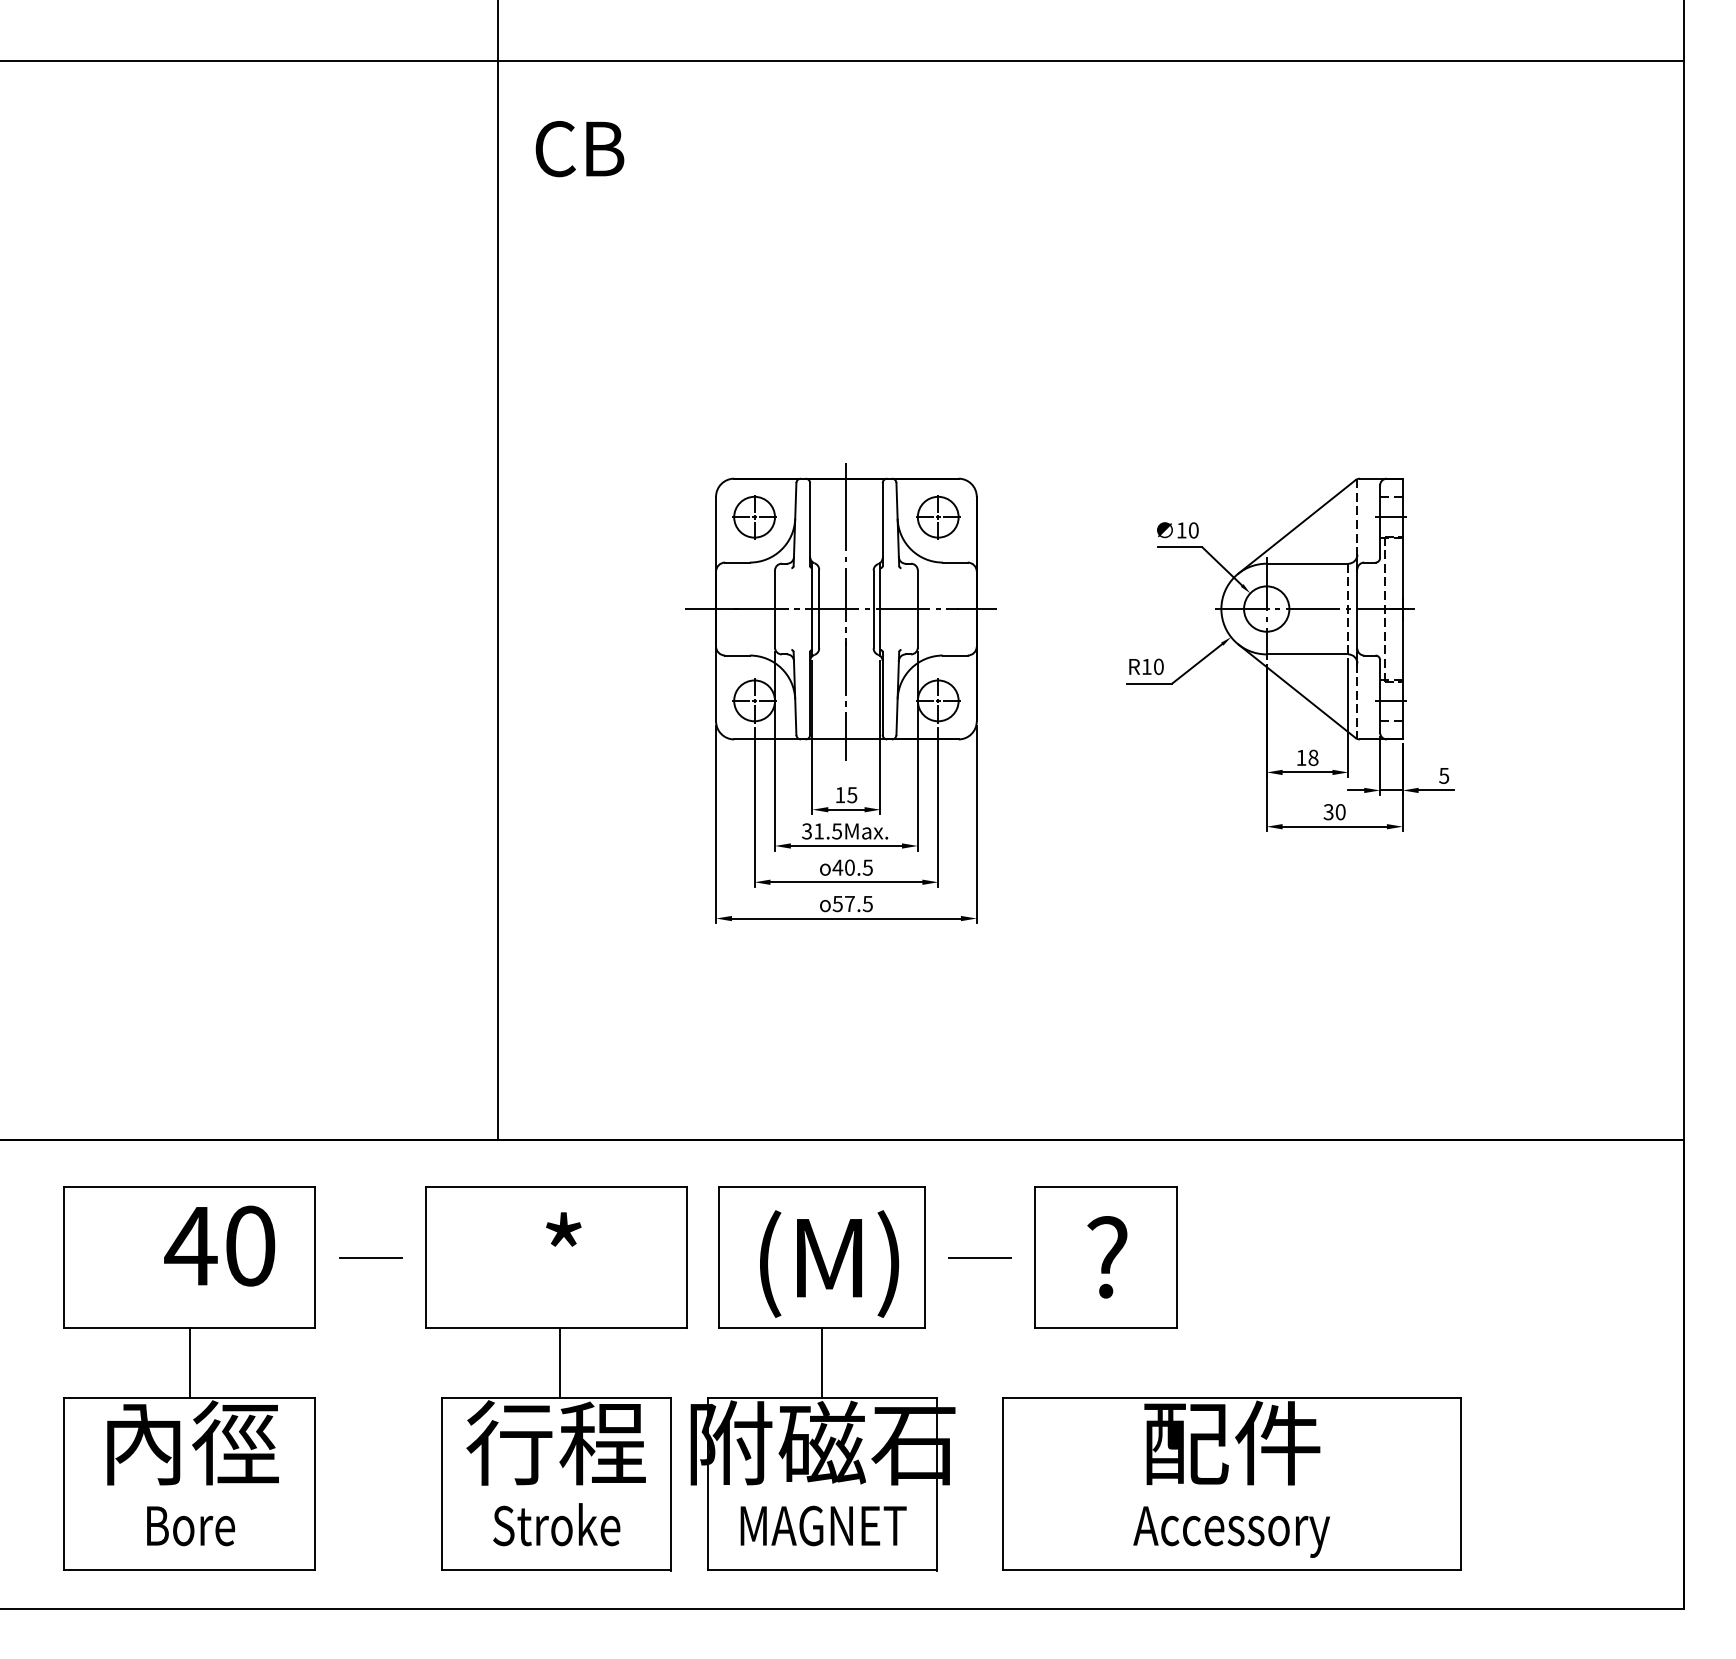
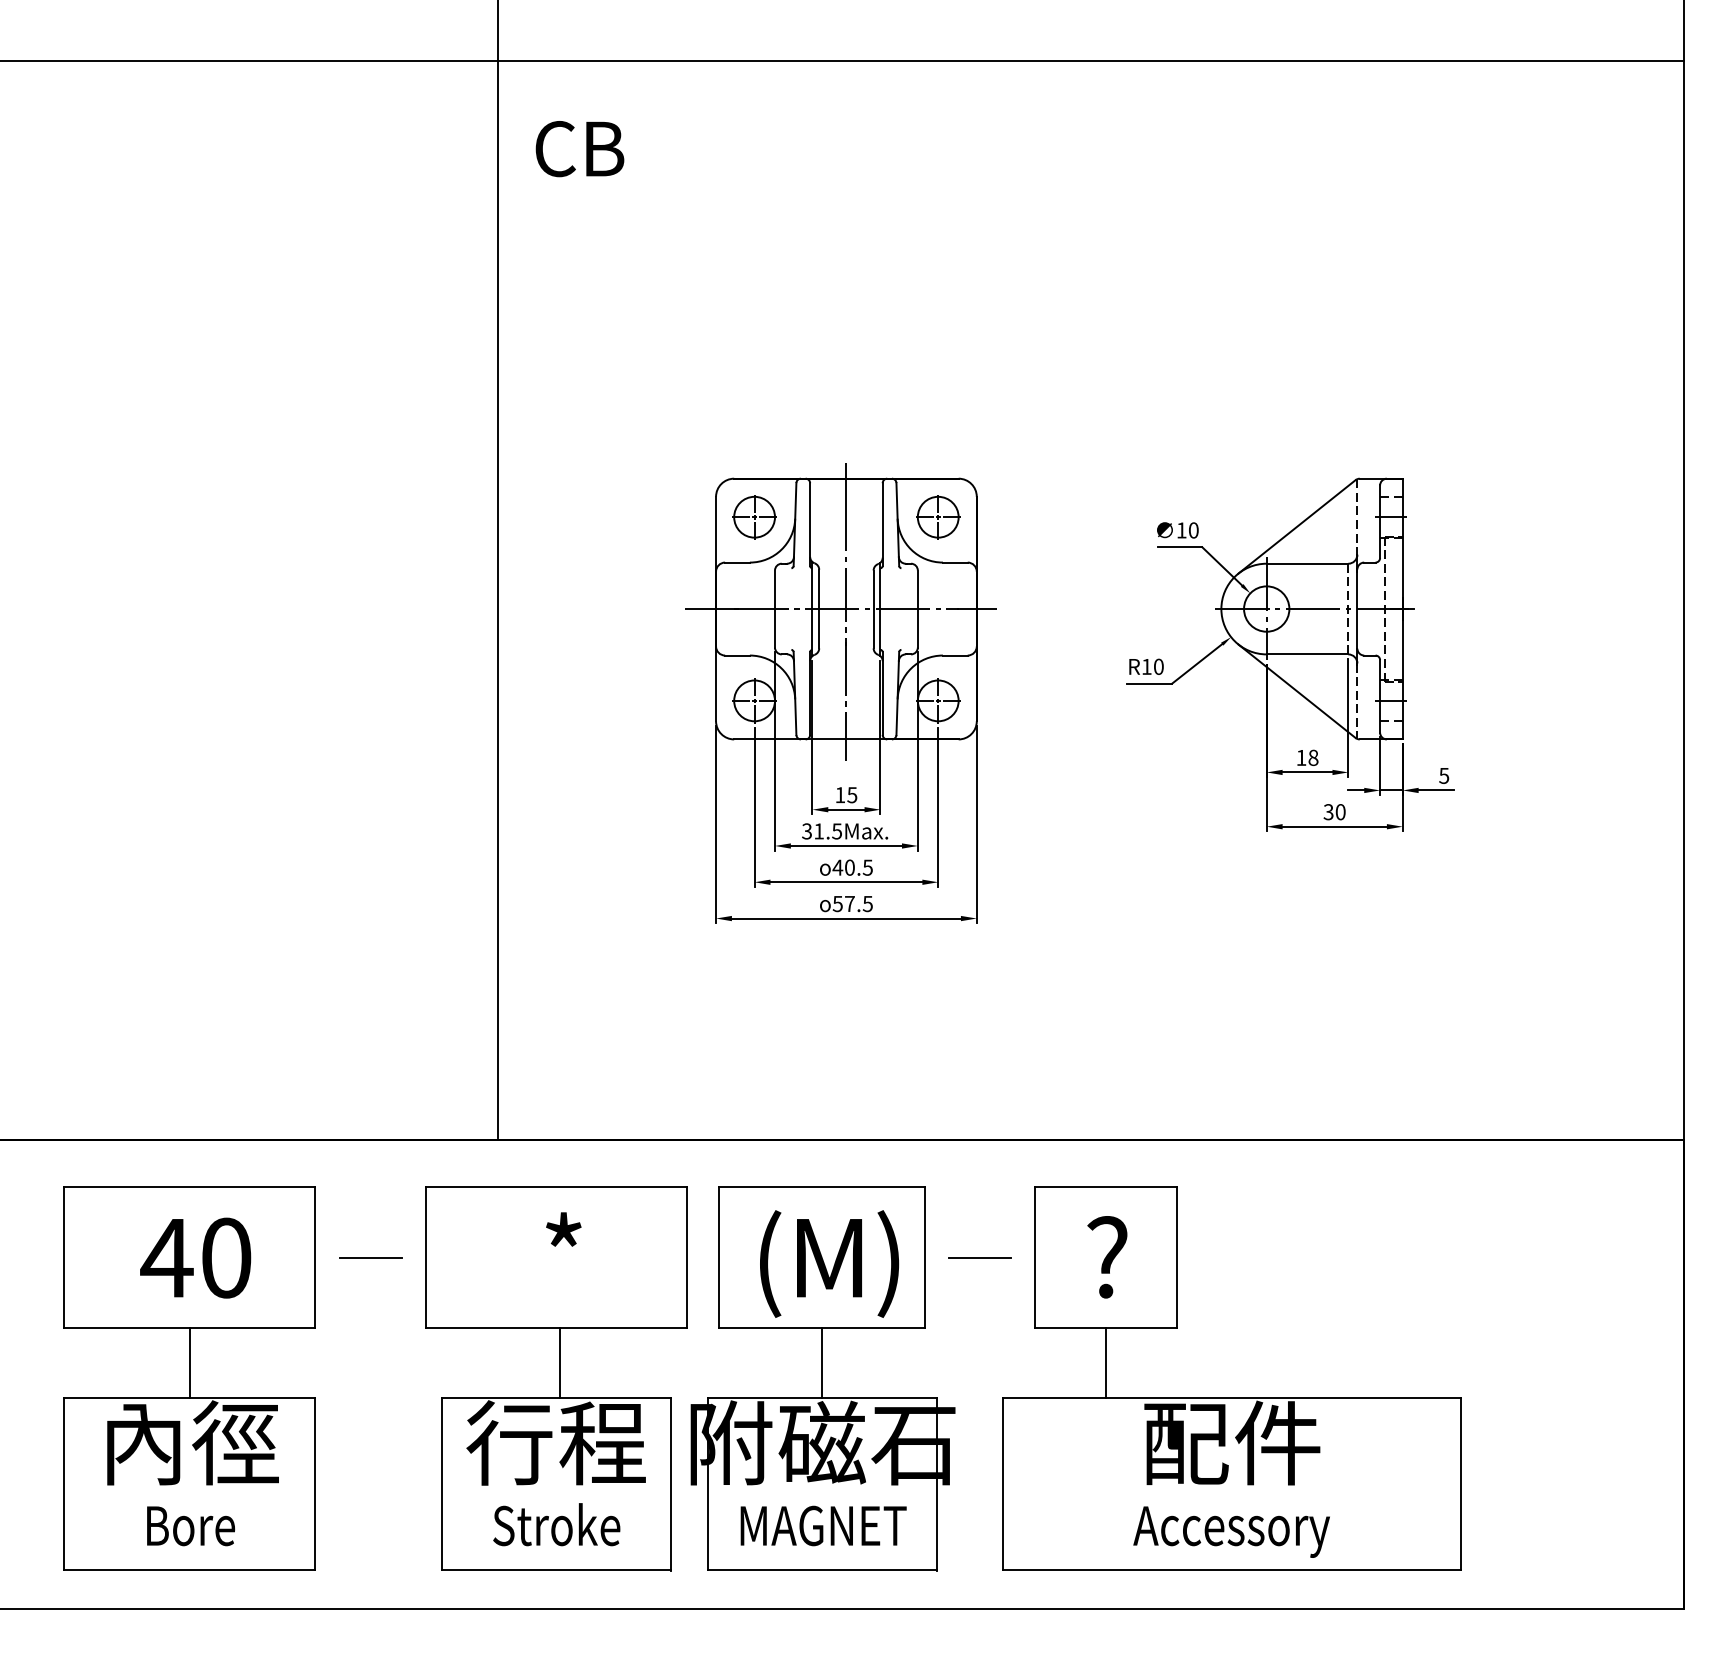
text position: (219, 1245) -> (195, 1257) (195, 1257)
line: none -> present (1105, 1362)
